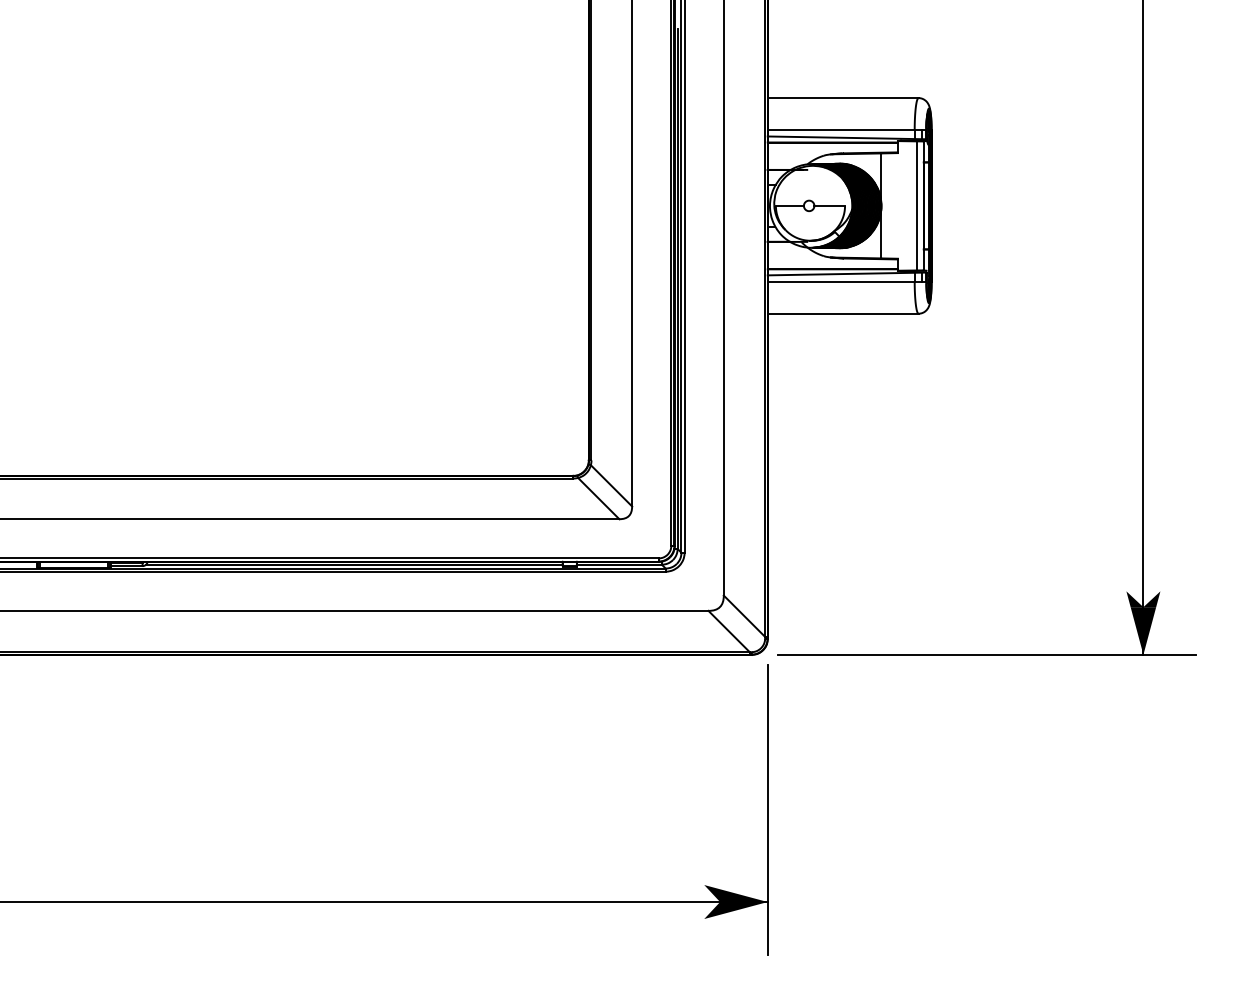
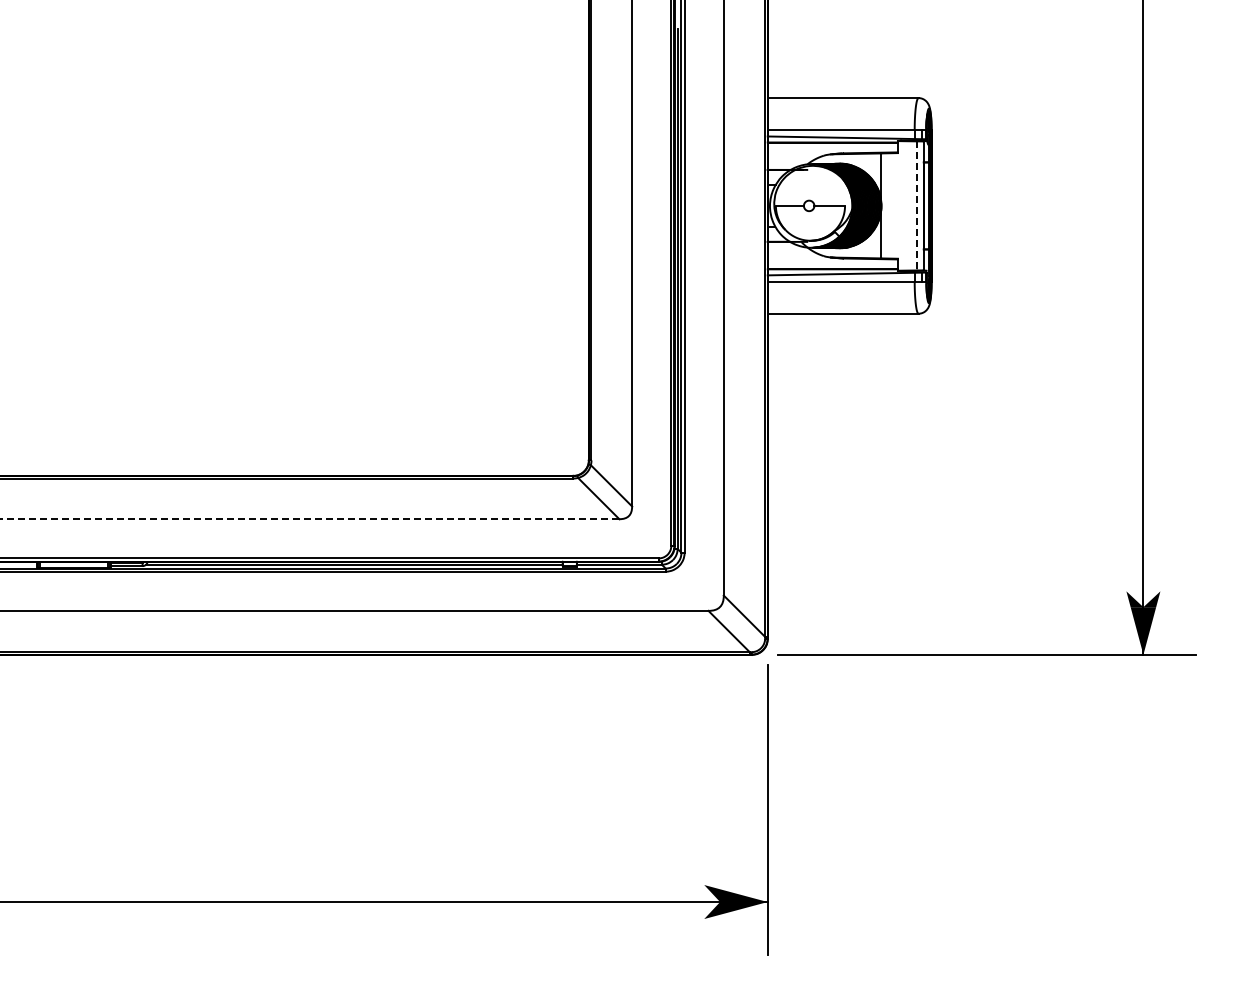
line: solid -> dashed (916, 205)
line: solid -> dashed (309, 519)
